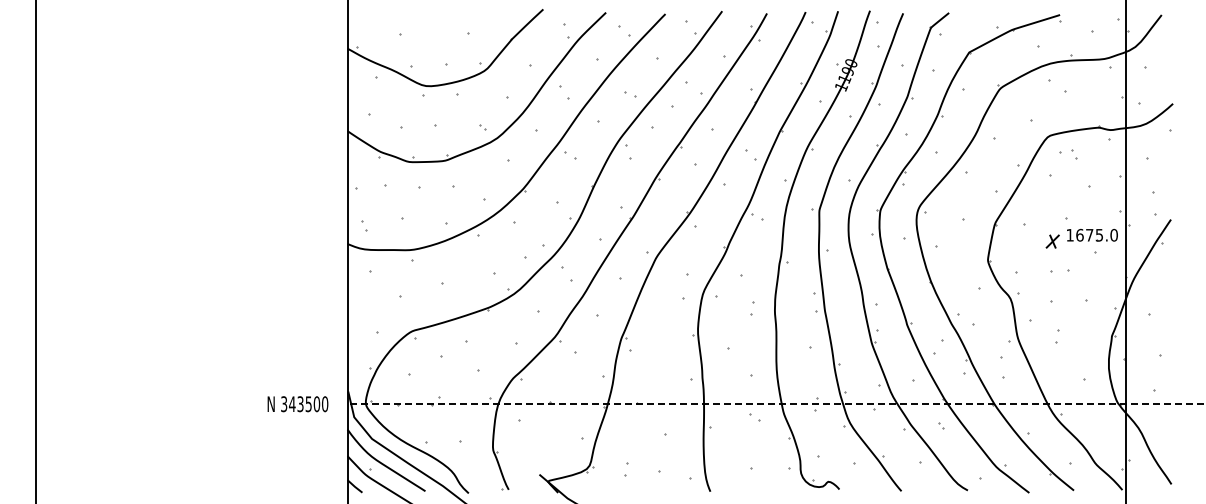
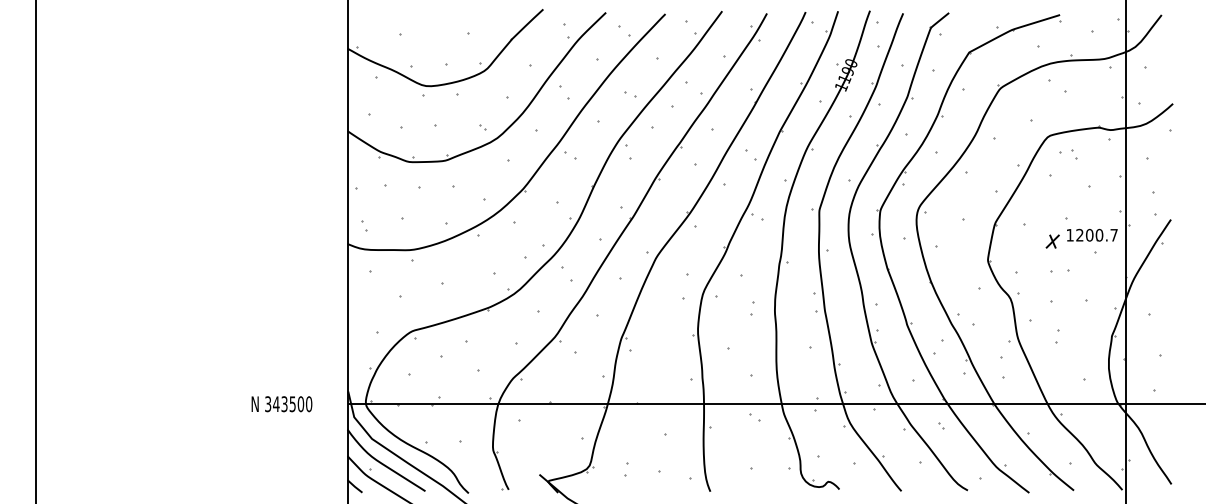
text: 1675.0 -> 1200.7 (1096, 234)
text position: (297, 404) -> (281, 404) (281, 404)
line: dashed -> solid (776, 404)
